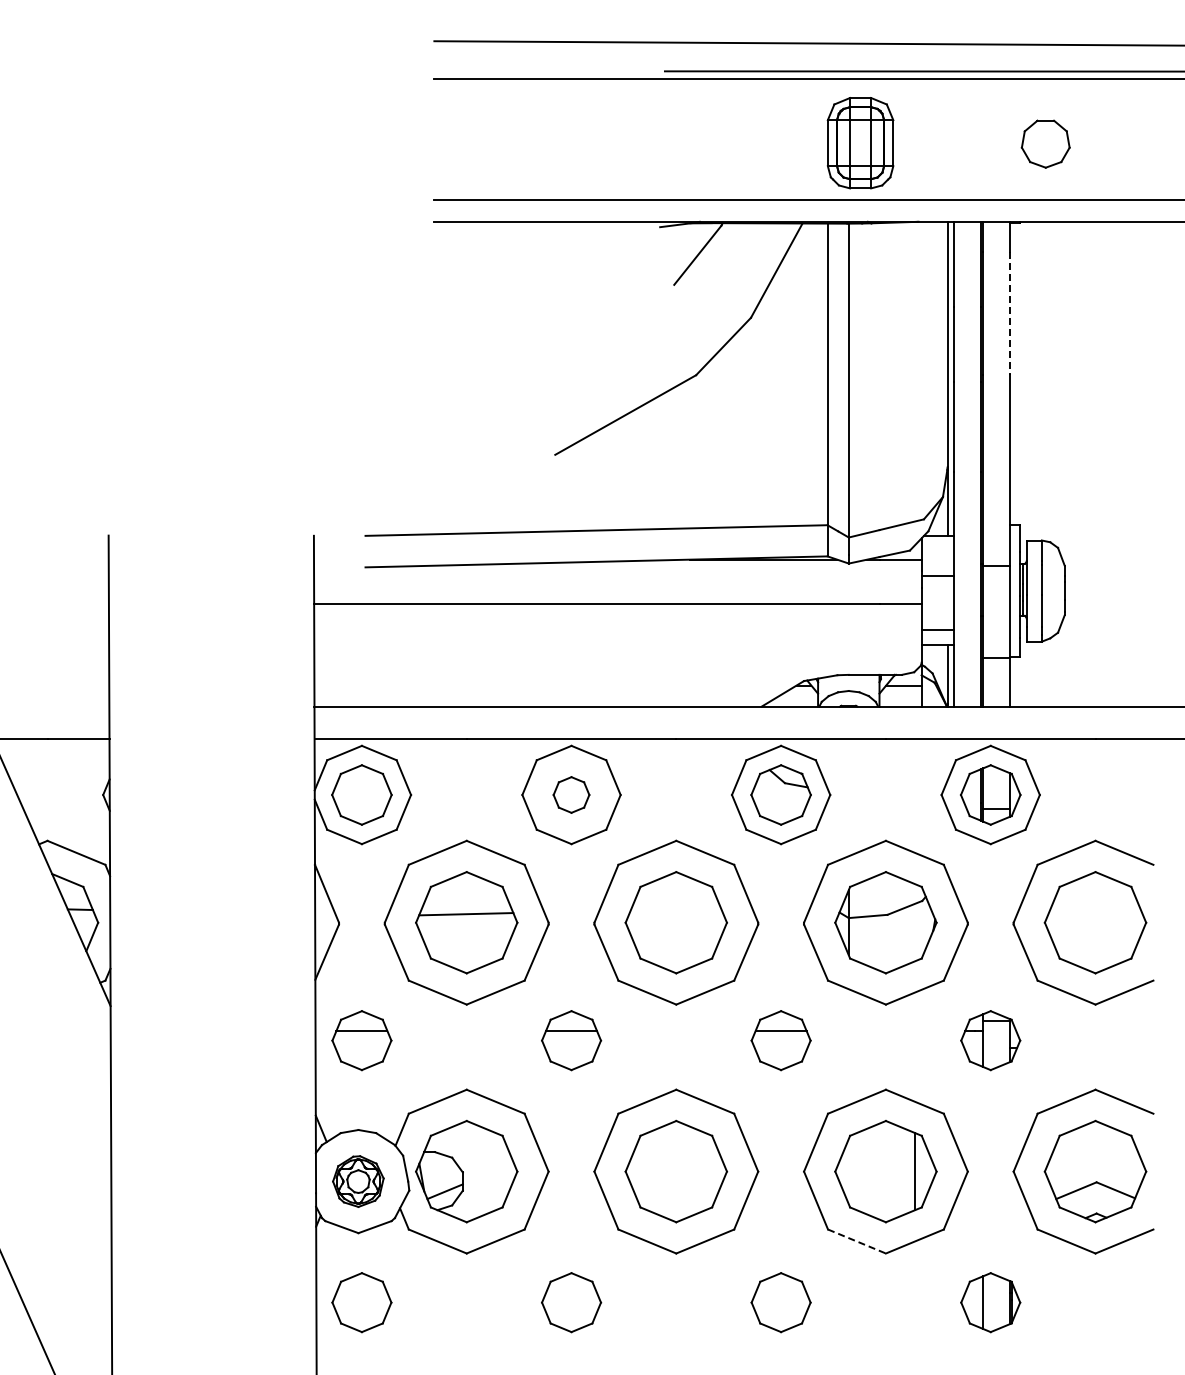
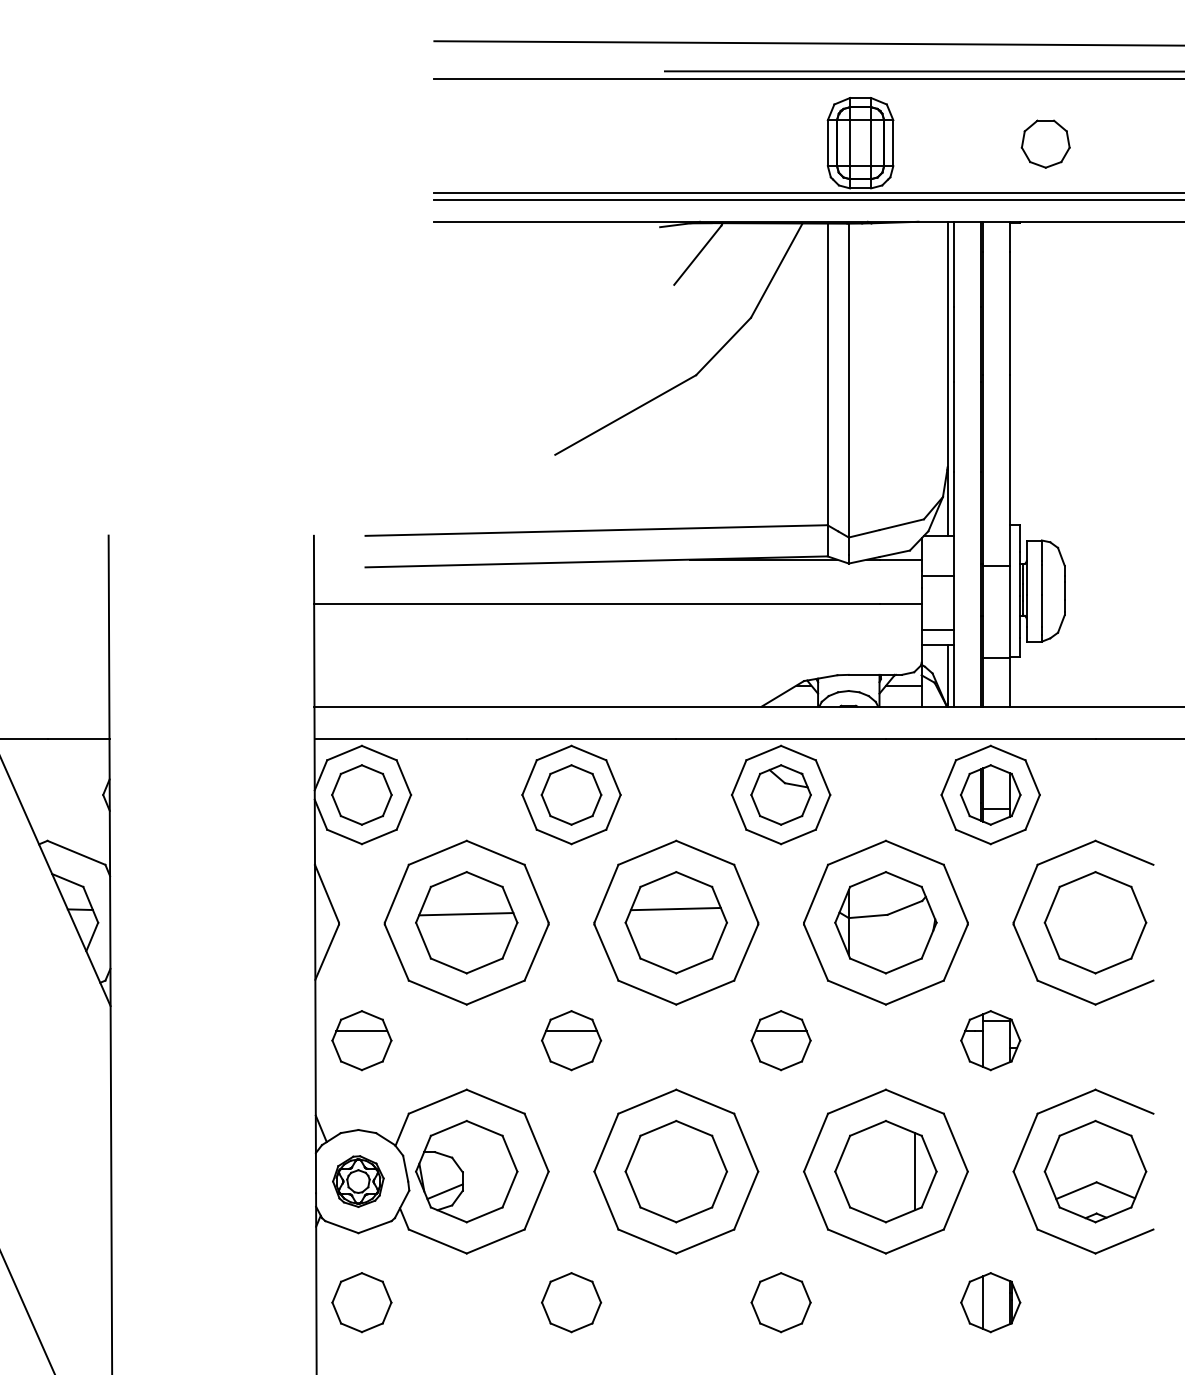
line: none -> present (807, 193)
line: dashed -> solid (1010, 313)
part size: 39x38 px -> 63x62 px (571, 794)
line: none -> present (675, 908)
line: dashed -> solid (857, 1241)
